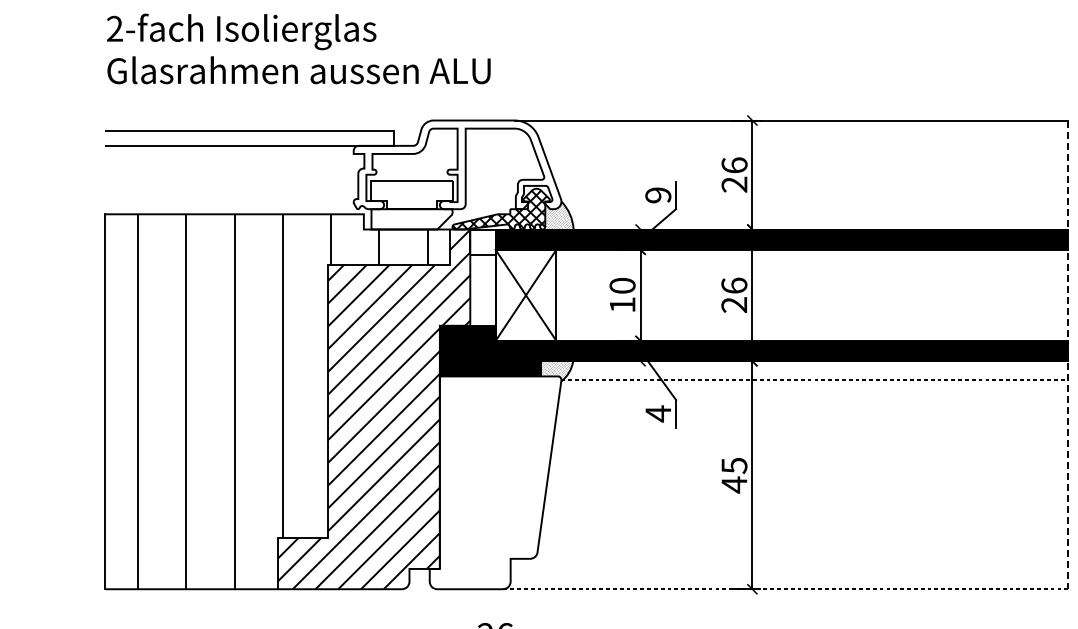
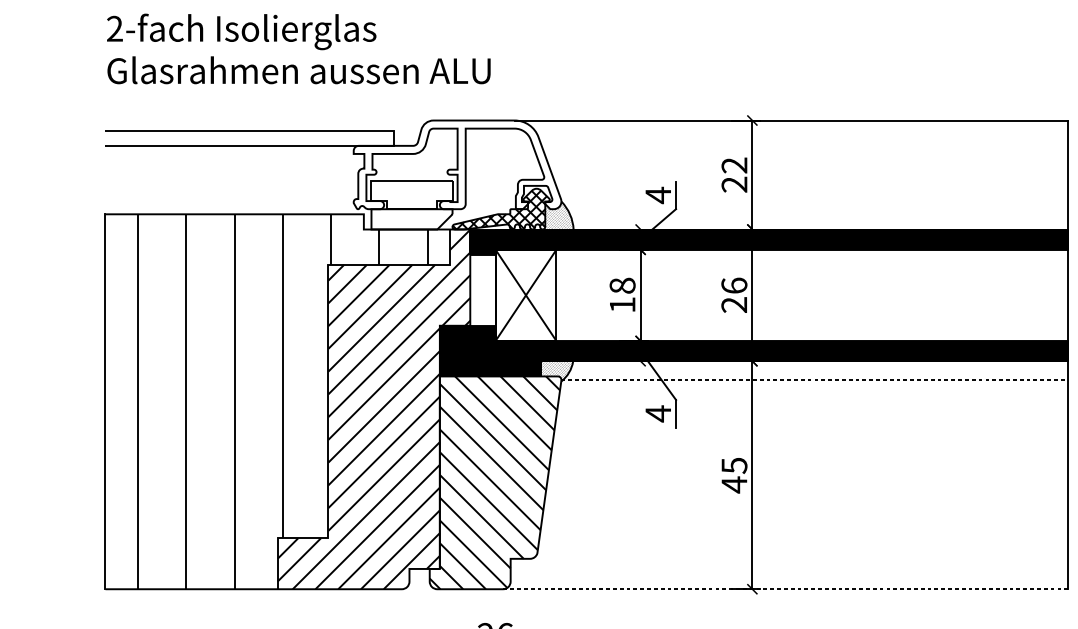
text: 26 -> 22 (734, 165)
text: 9 -> 4 (658, 195)
fill: none -> present (482, 241)
text: 10 -> 18 (622, 285)
line: dashed -> solid (1068, 355)
hatch: none -> present (494, 482)
